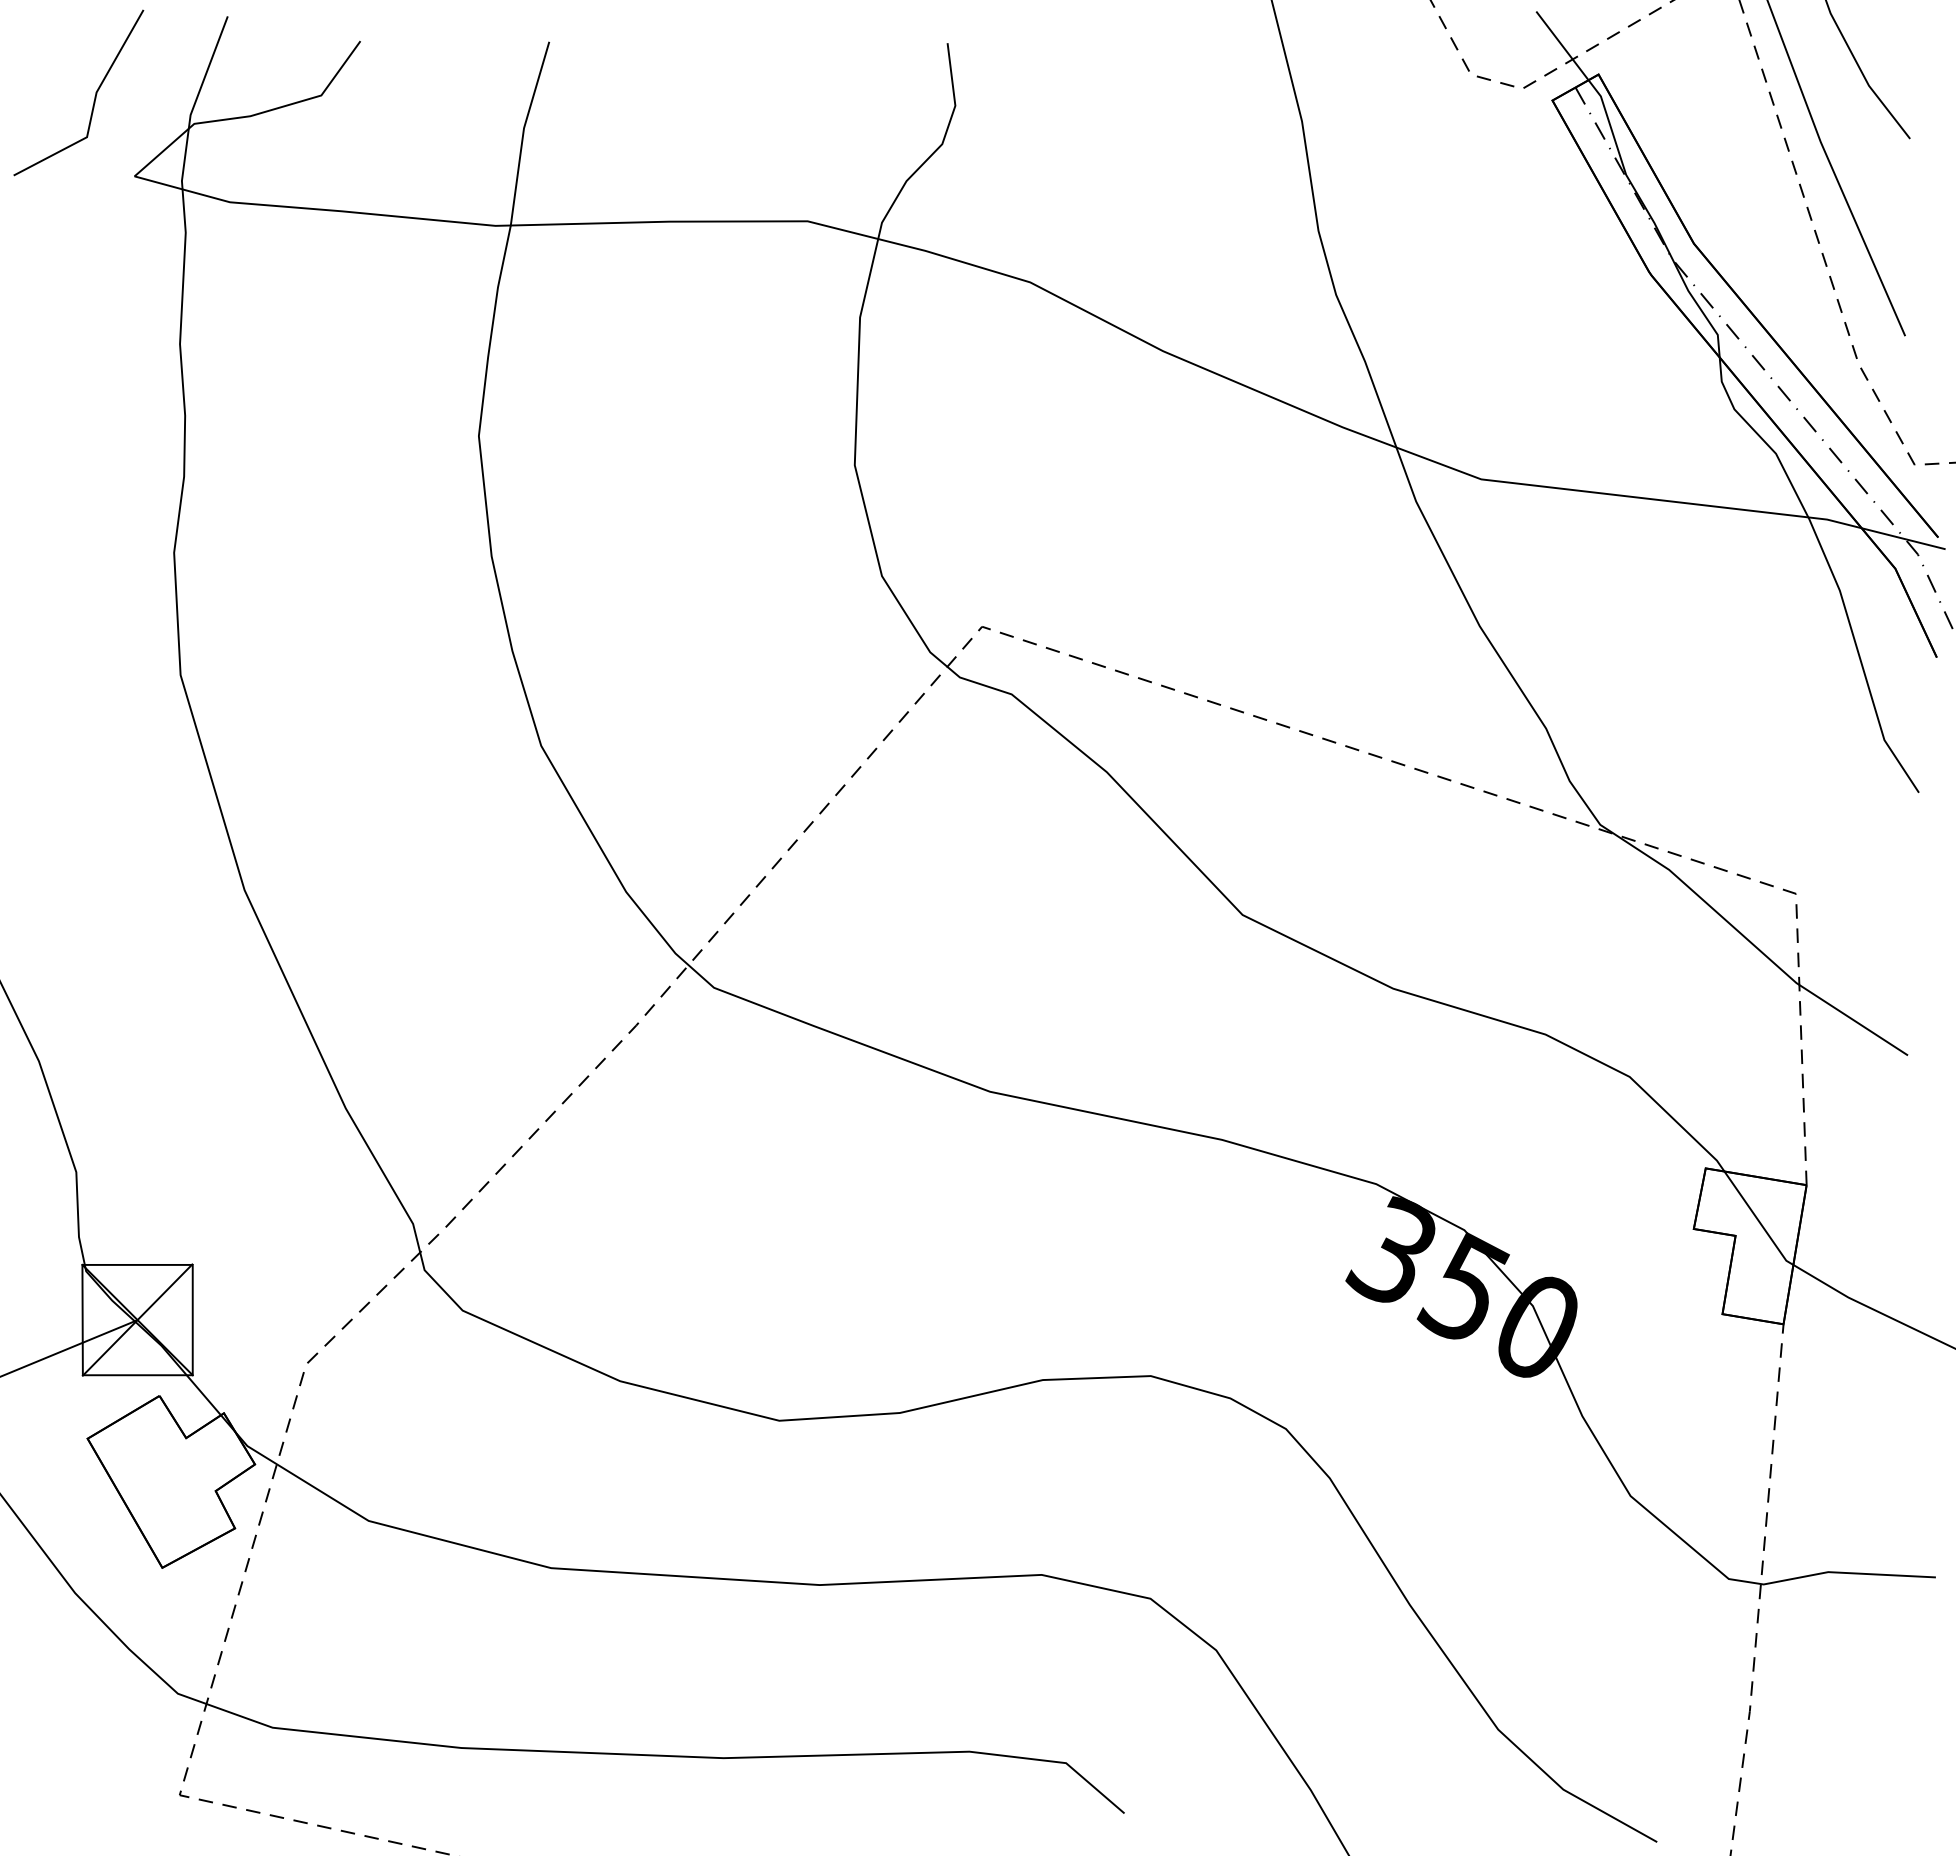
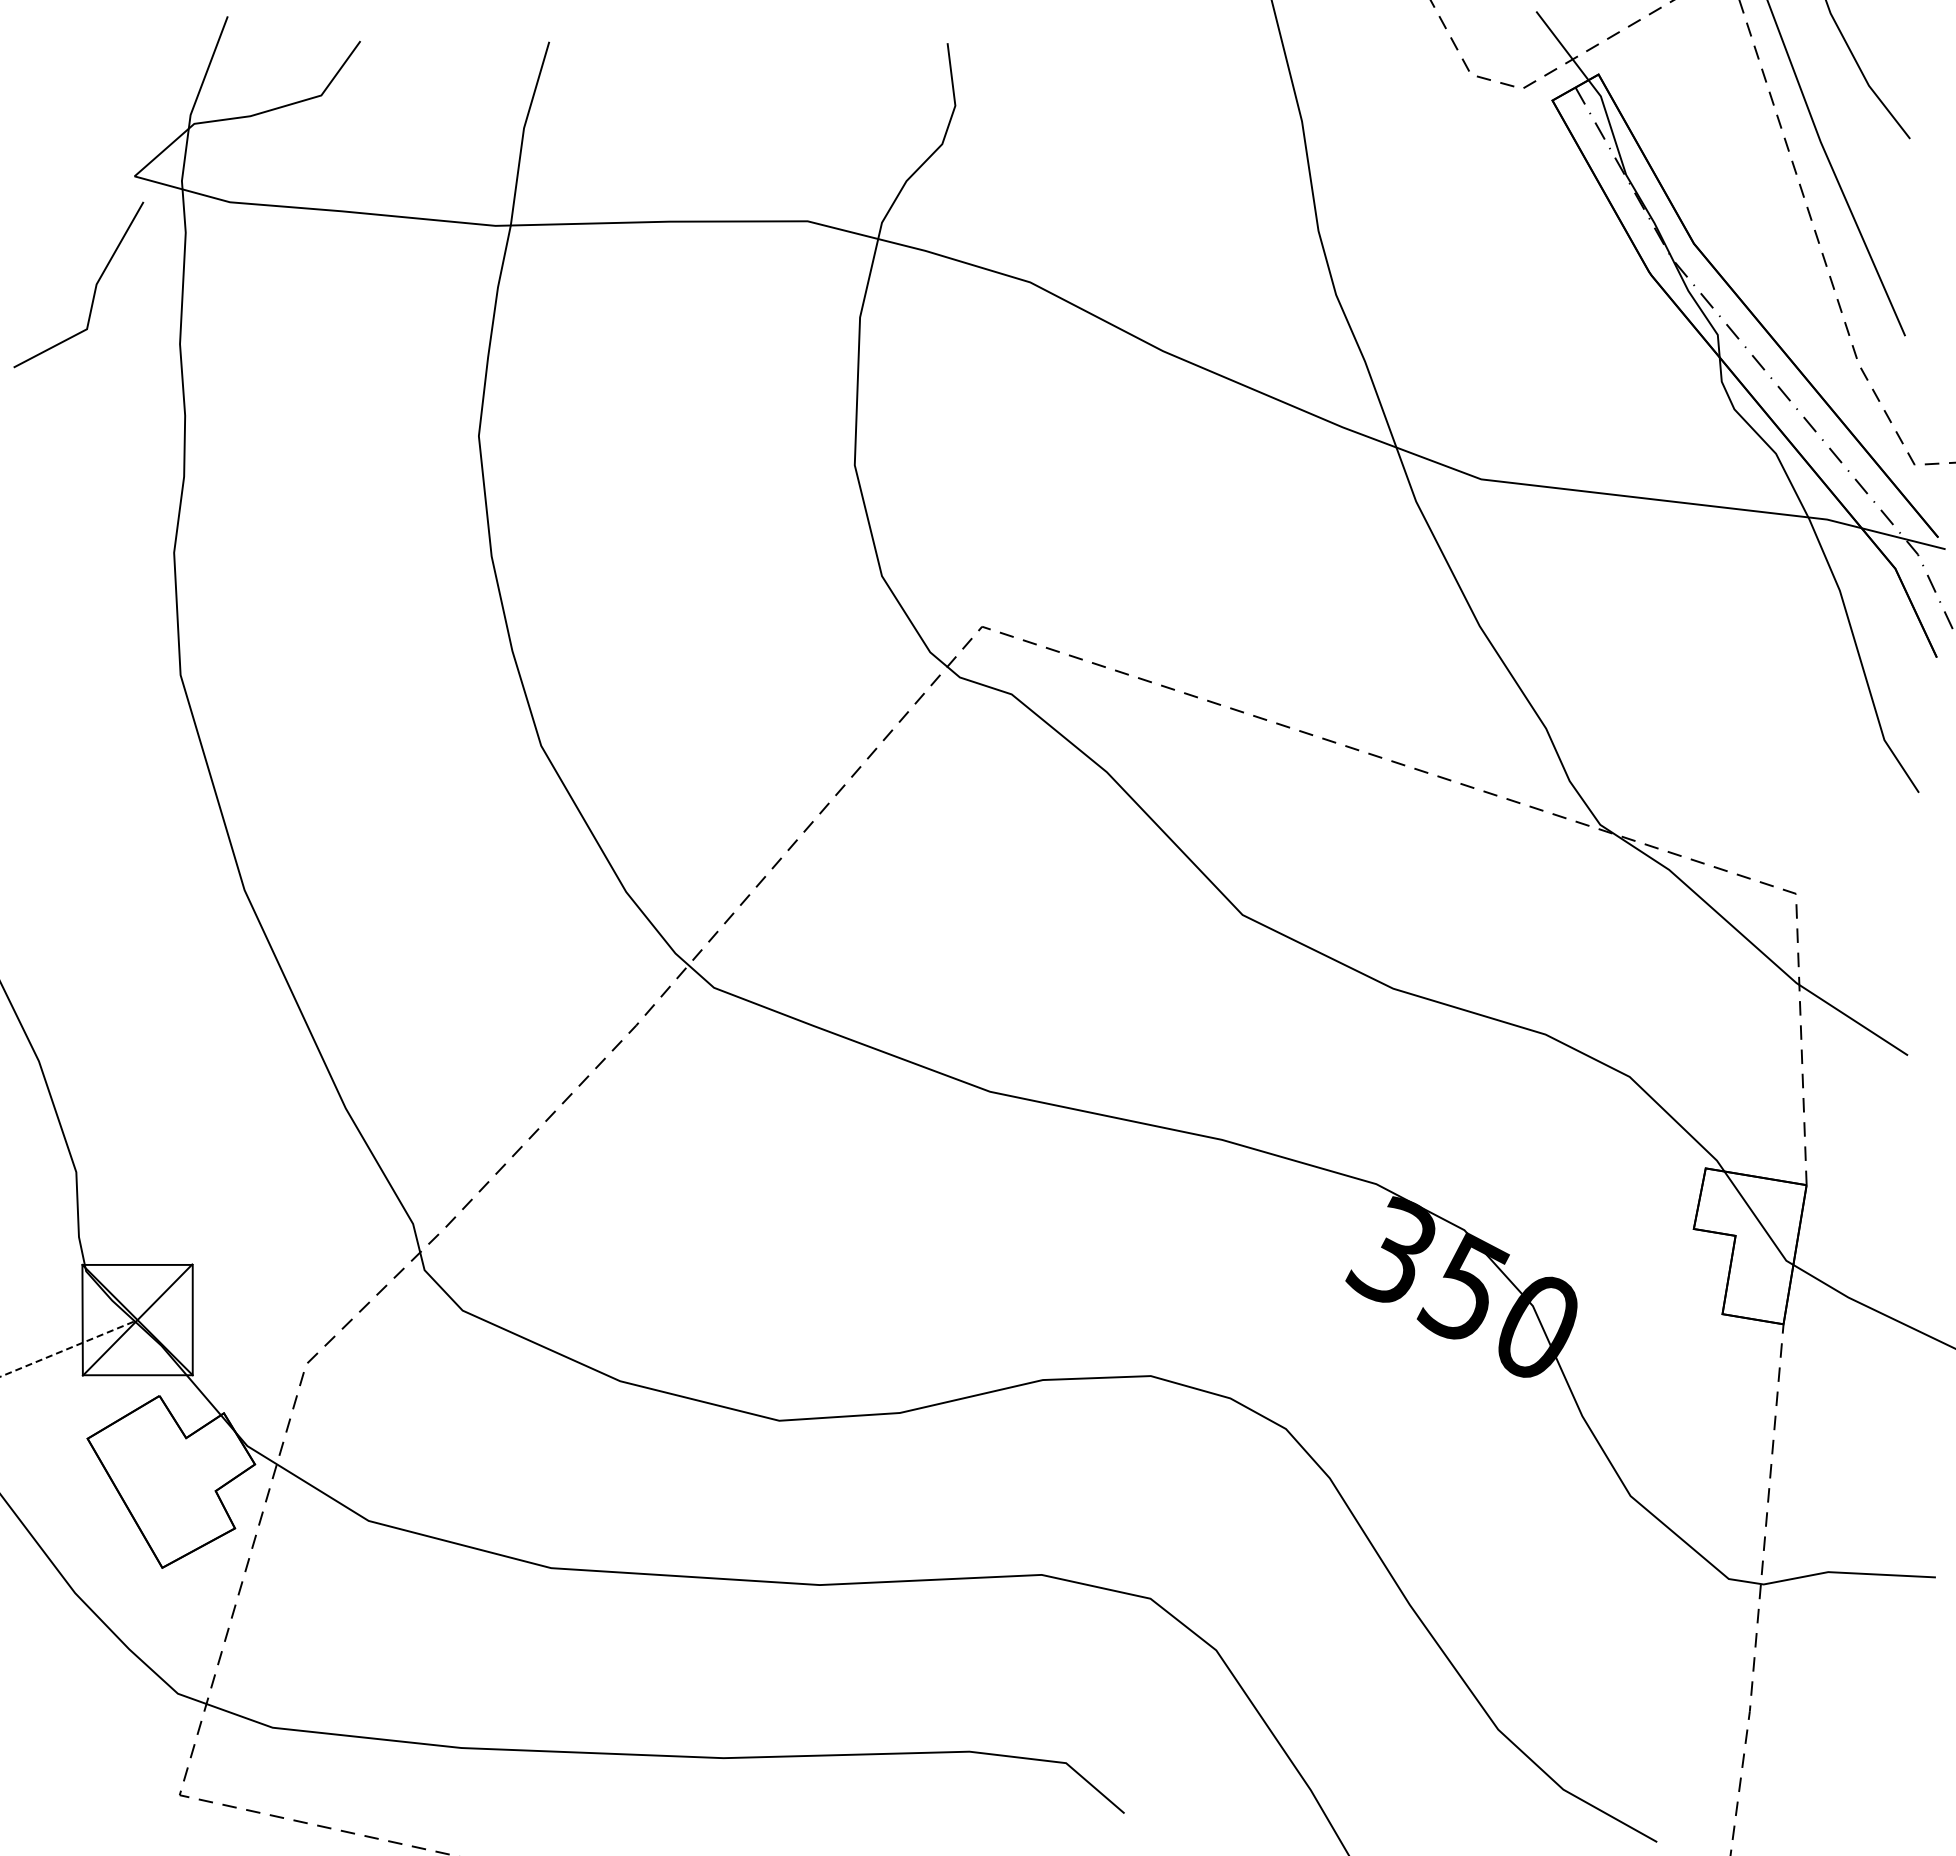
line position: (94, 96) -> (94, 288) (94, 288)
line: solid -> dashed (69, 1348)
